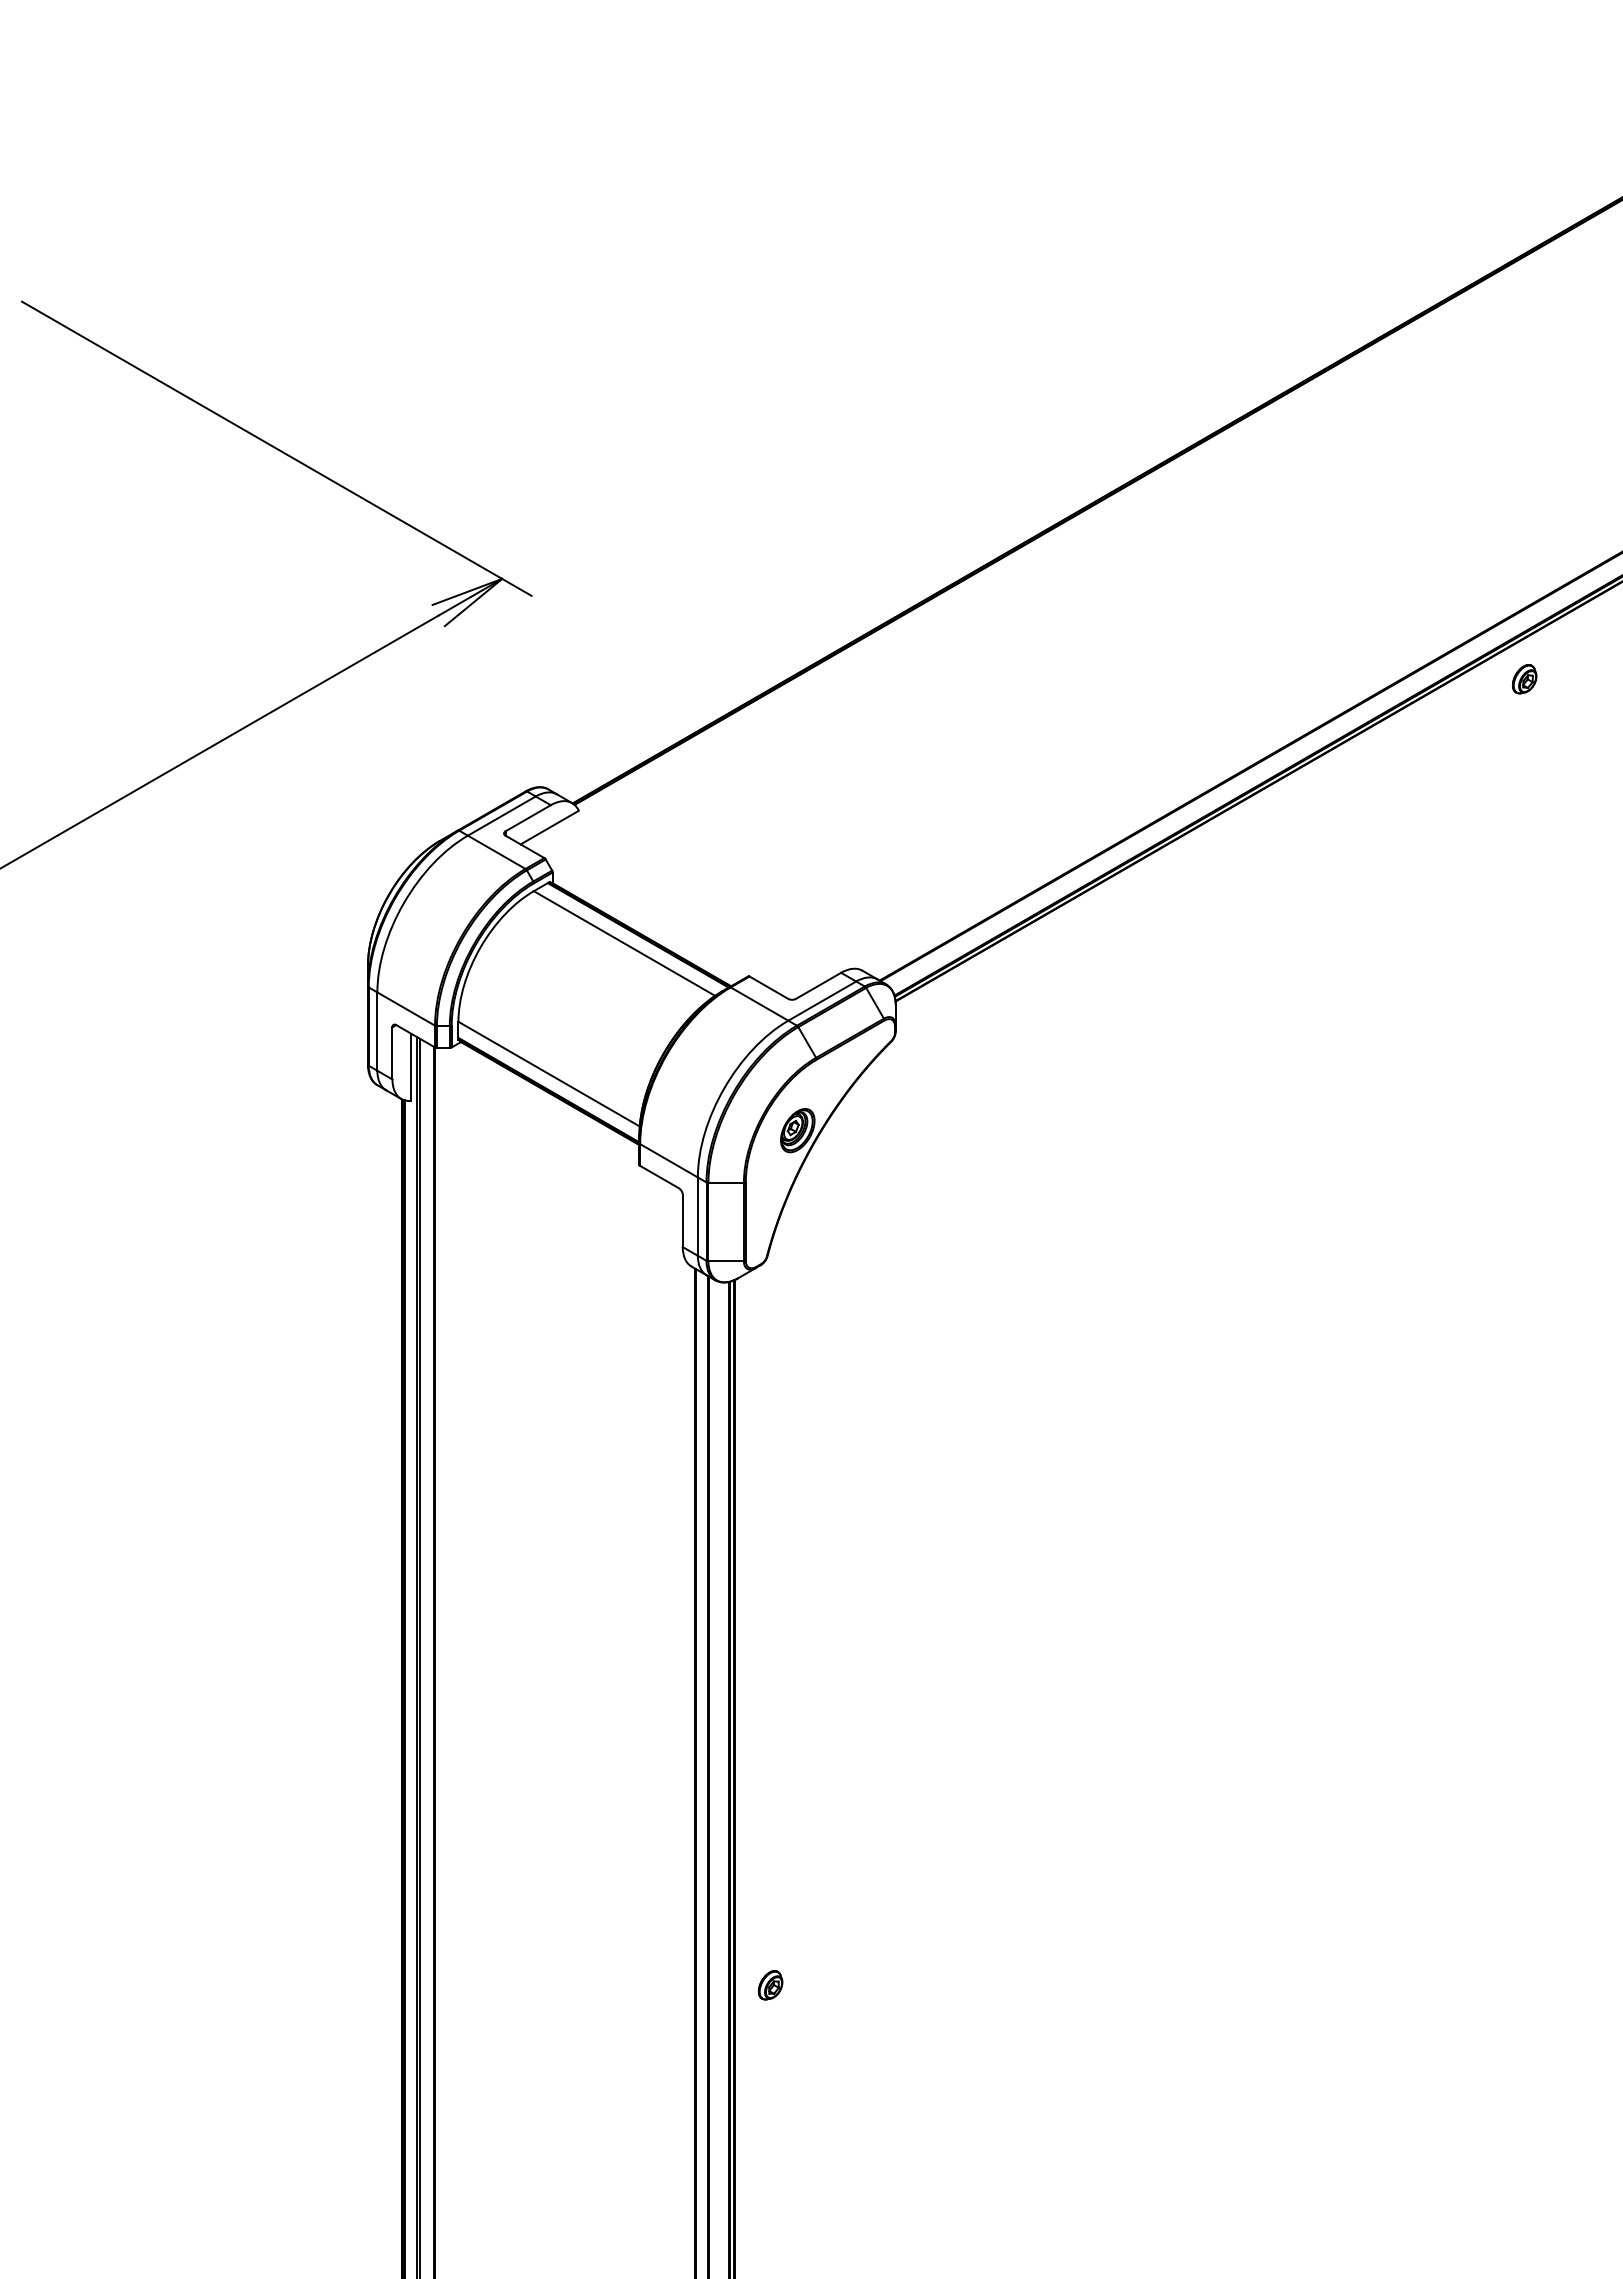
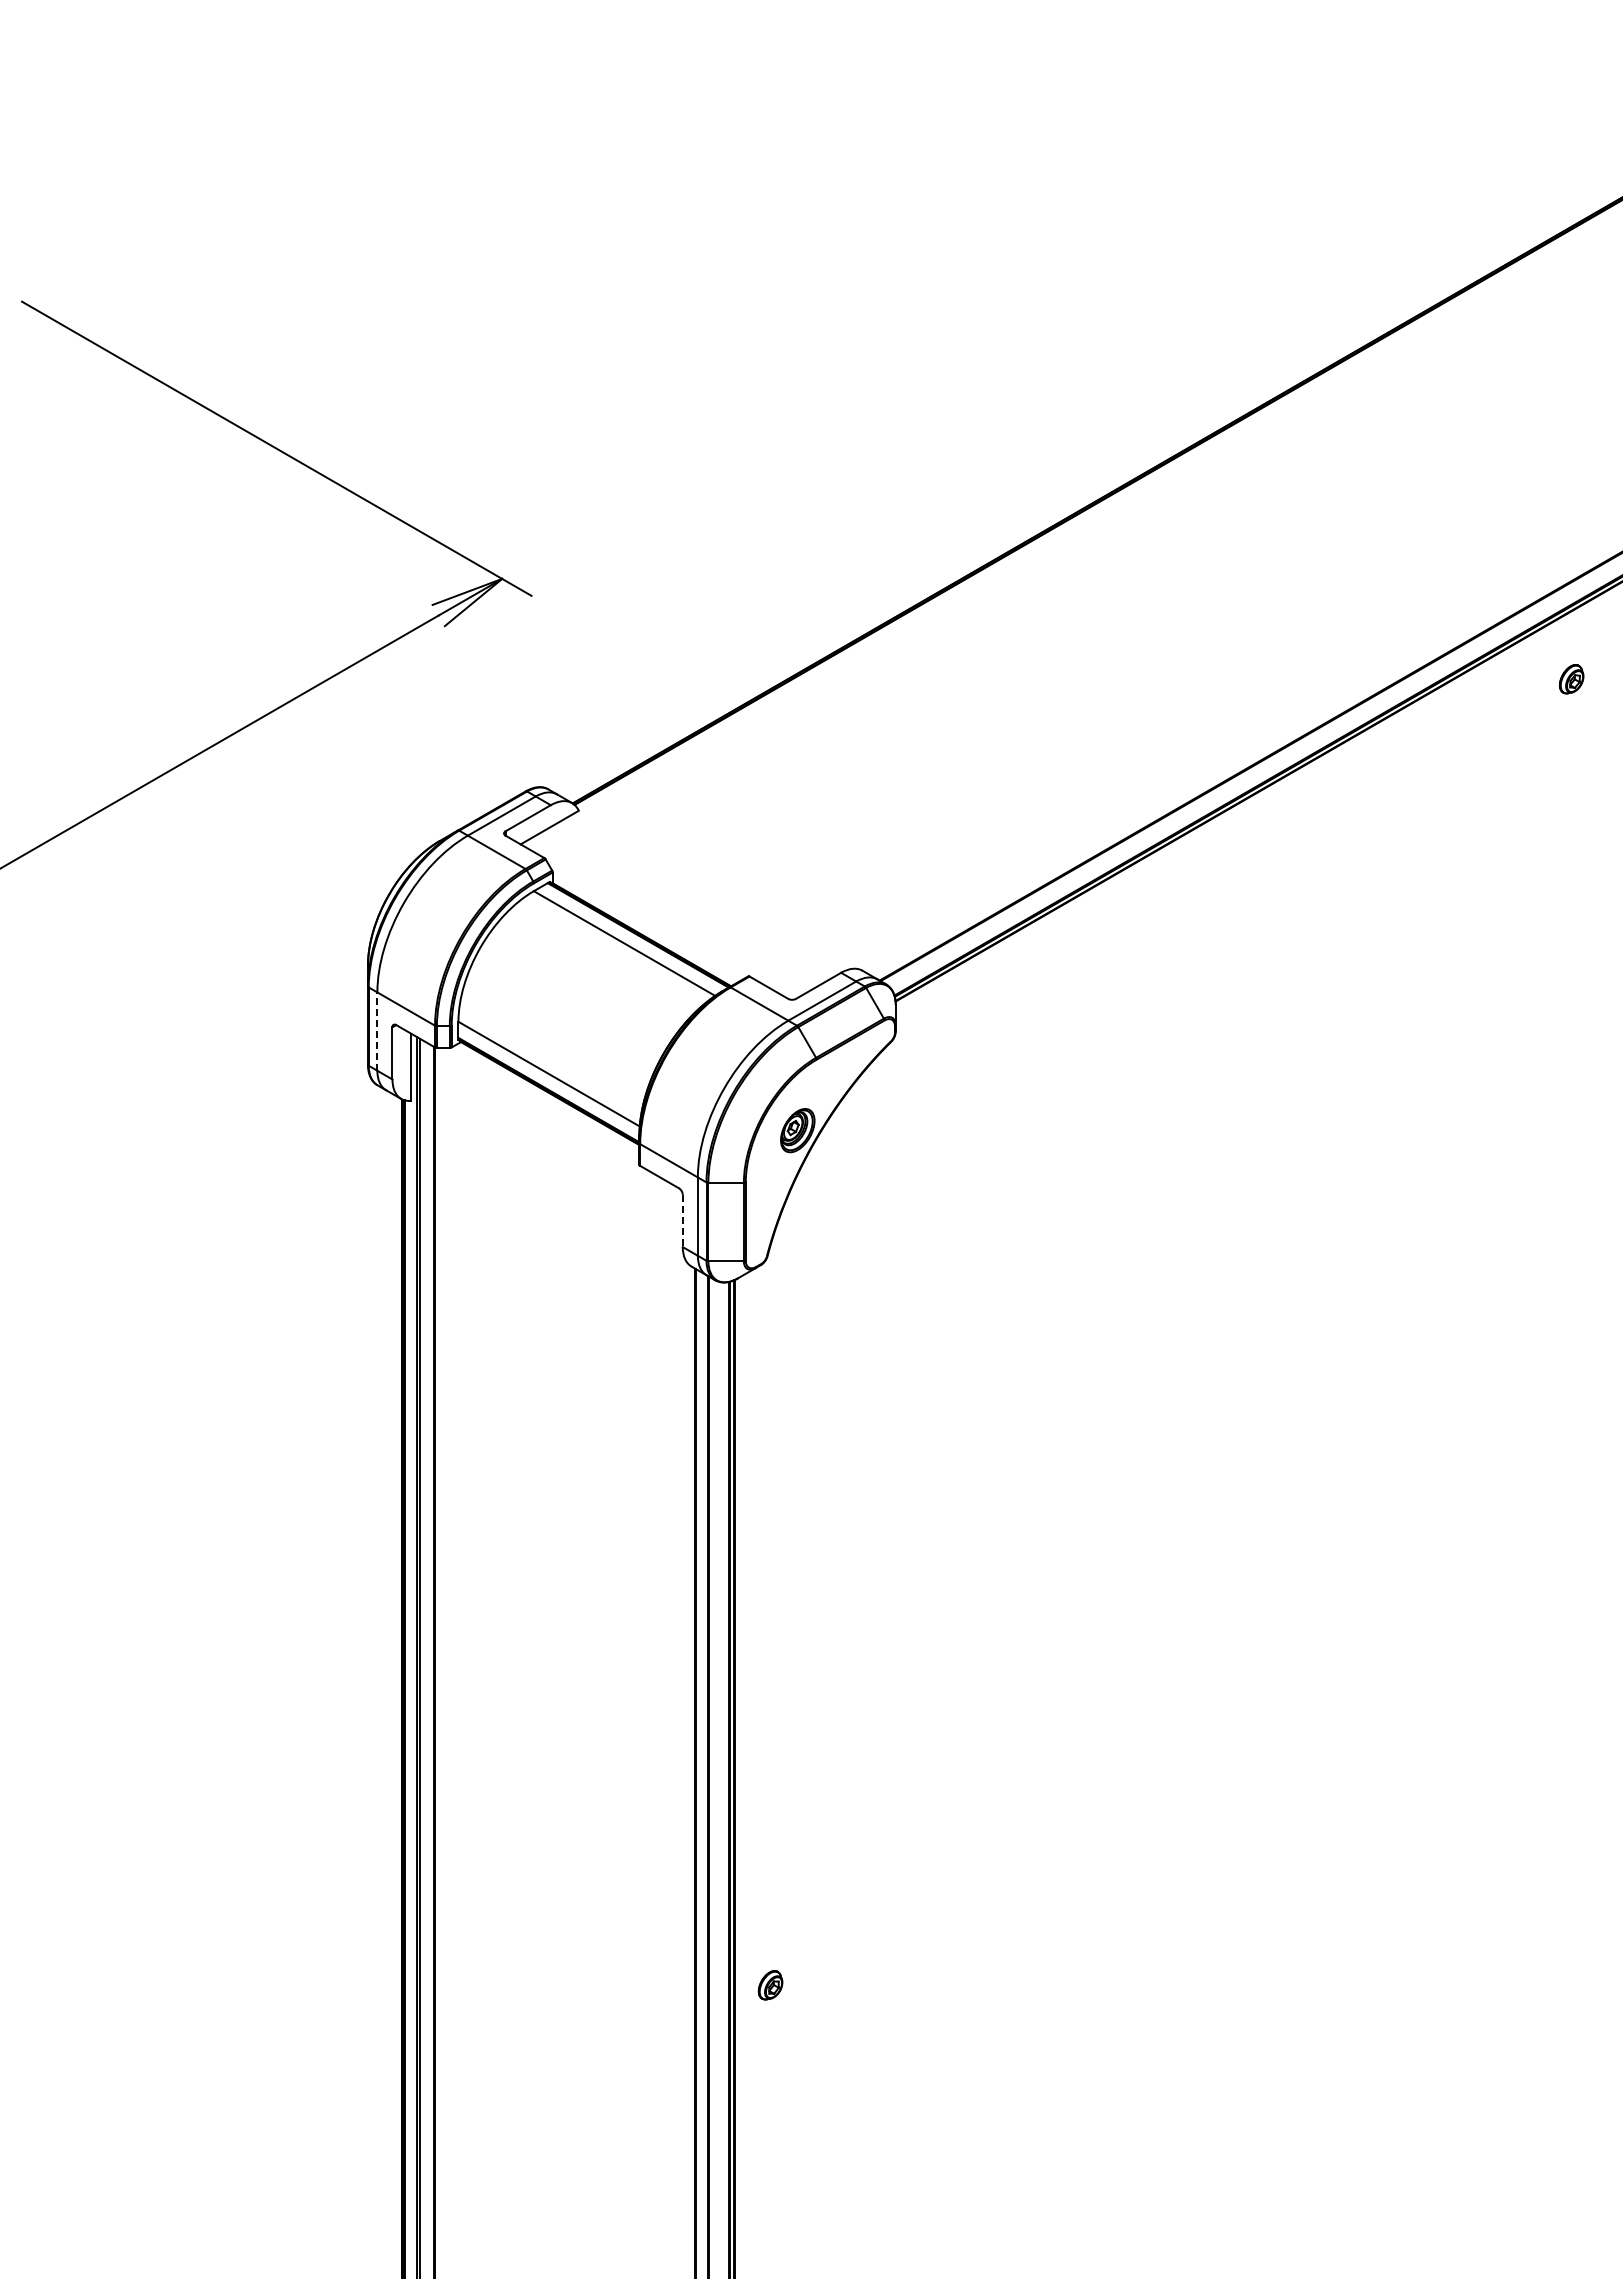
part position: (1524, 679) -> (1571, 679) (1571, 679)
line: solid -> dashed (377, 1031)
line: solid -> dashed (682, 1221)
